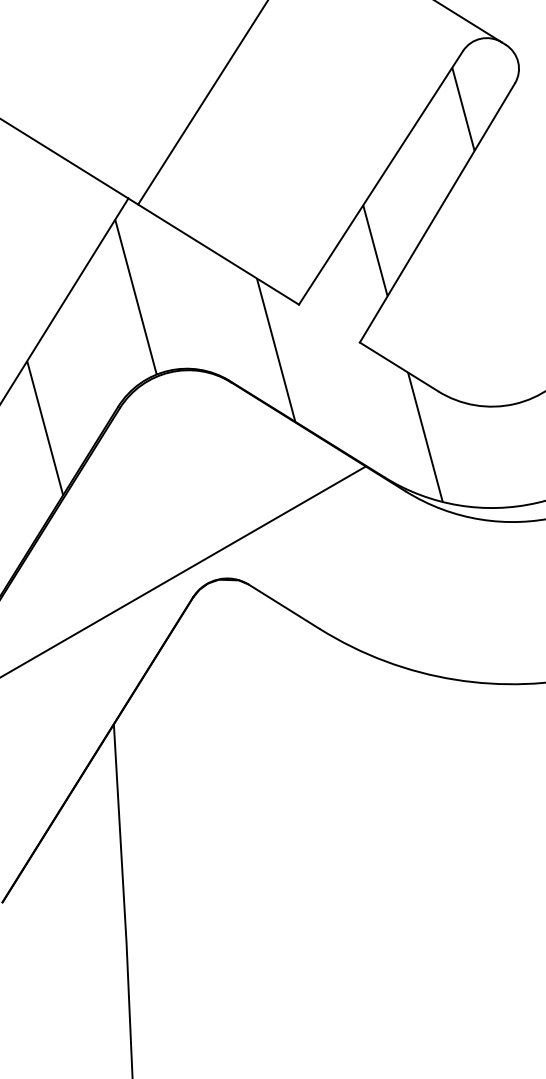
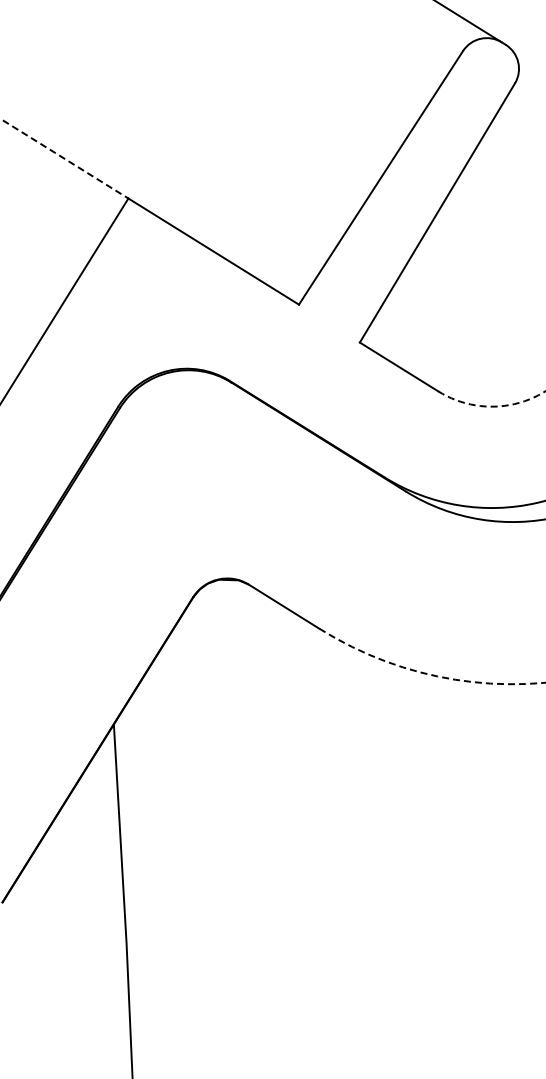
line: present -> none (202, 103)
line: present -> none (463, 108)
line: solid -> dashed (64, 158)
line: present -> none (375, 250)
line: present -> none (135, 296)
line: present -> none (275, 349)
arc: solid -> dashed (493, 406)
line: present -> none (45, 428)
line: present -> none (425, 437)
line: present -> none (183, 571)
arc: solid -> dashed (427, 674)
